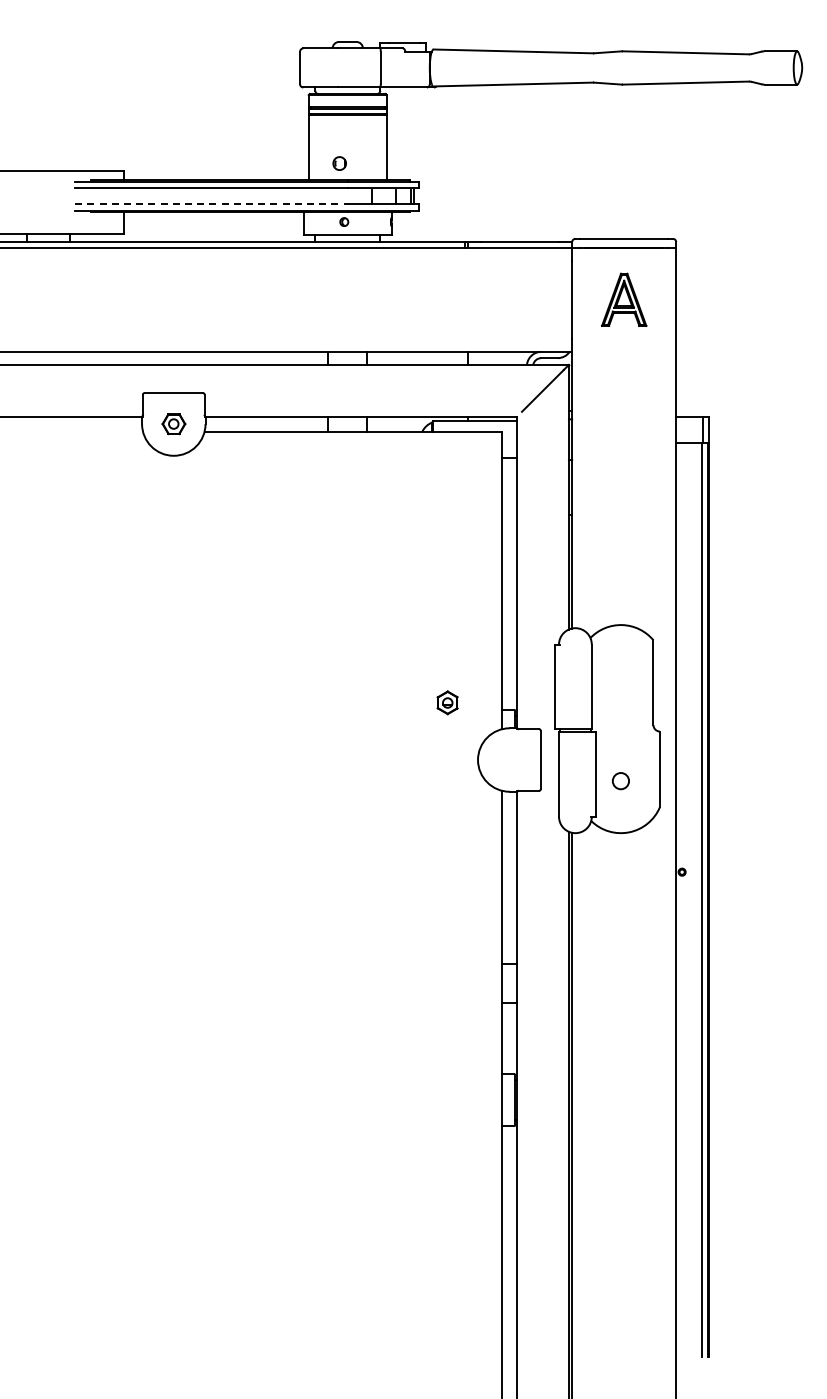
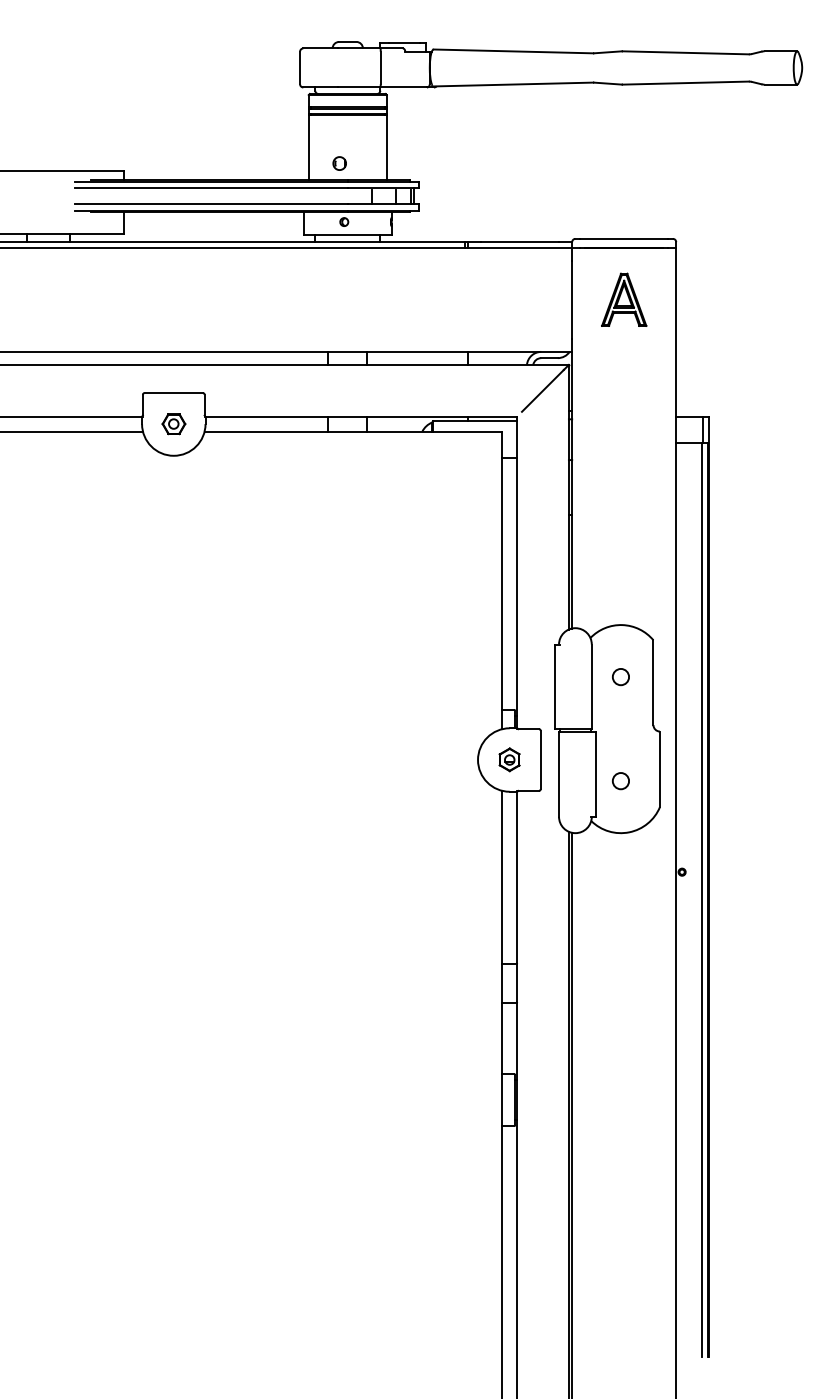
line: dashed -> solid (211, 204)
line: none -> present (72, 431)
circle: none -> present (620, 677)
part position: (447, 702) -> (509, 759) (509, 759)
